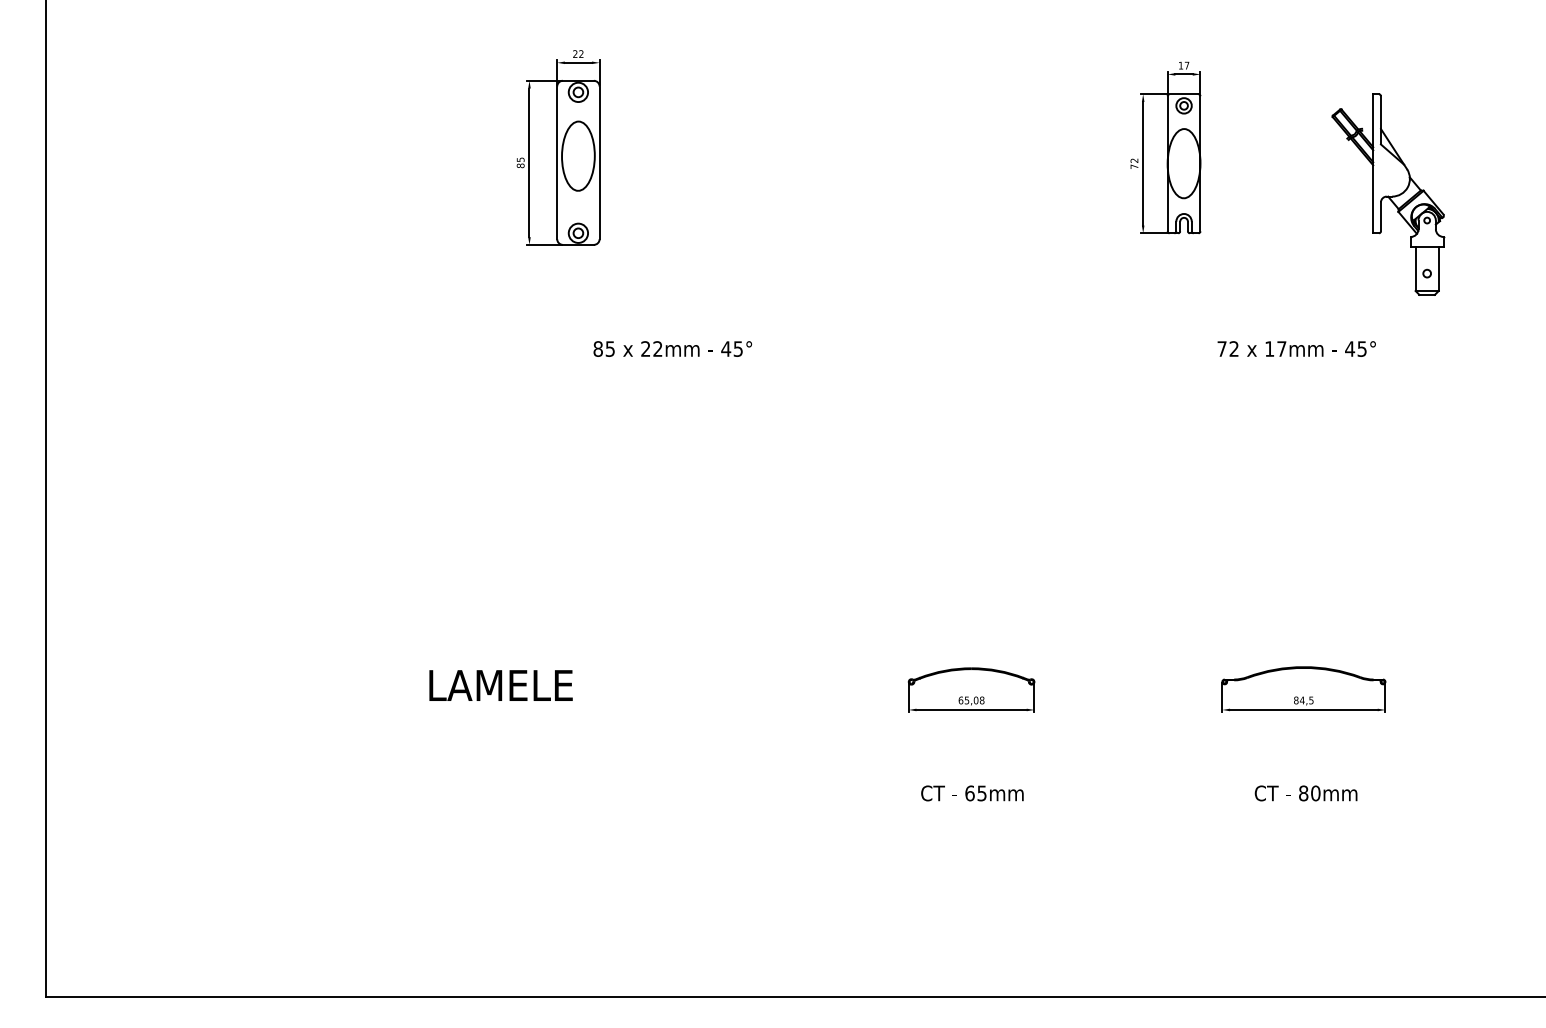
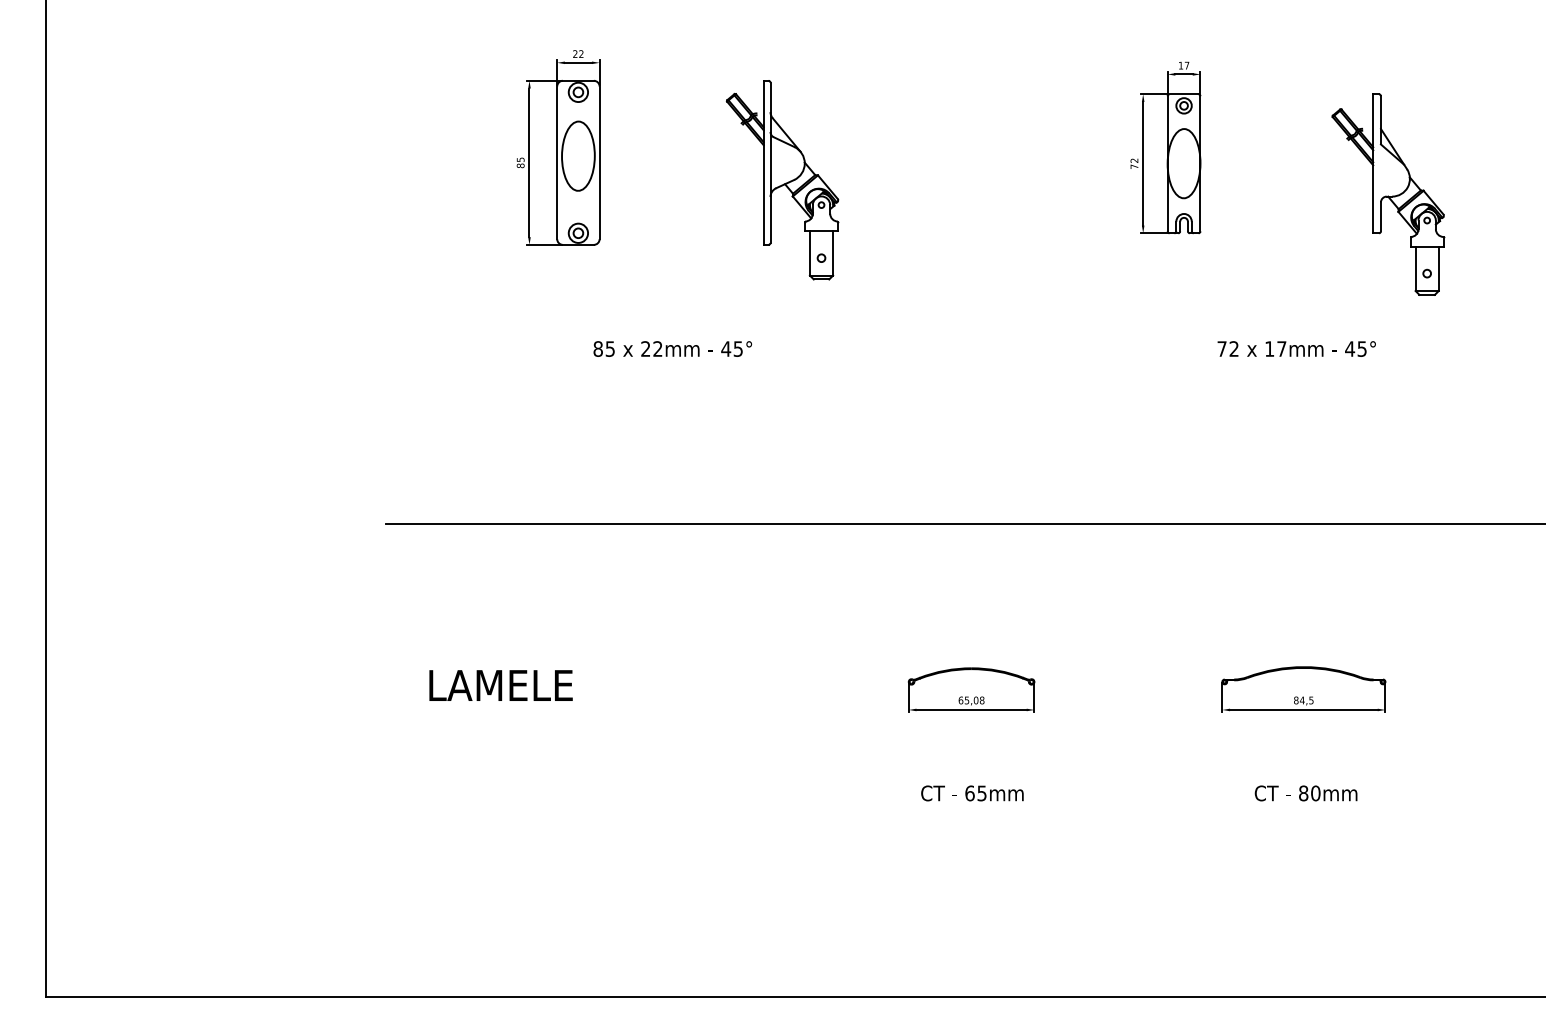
part: none -> present (782, 180)
line: none -> present (964, 524)
